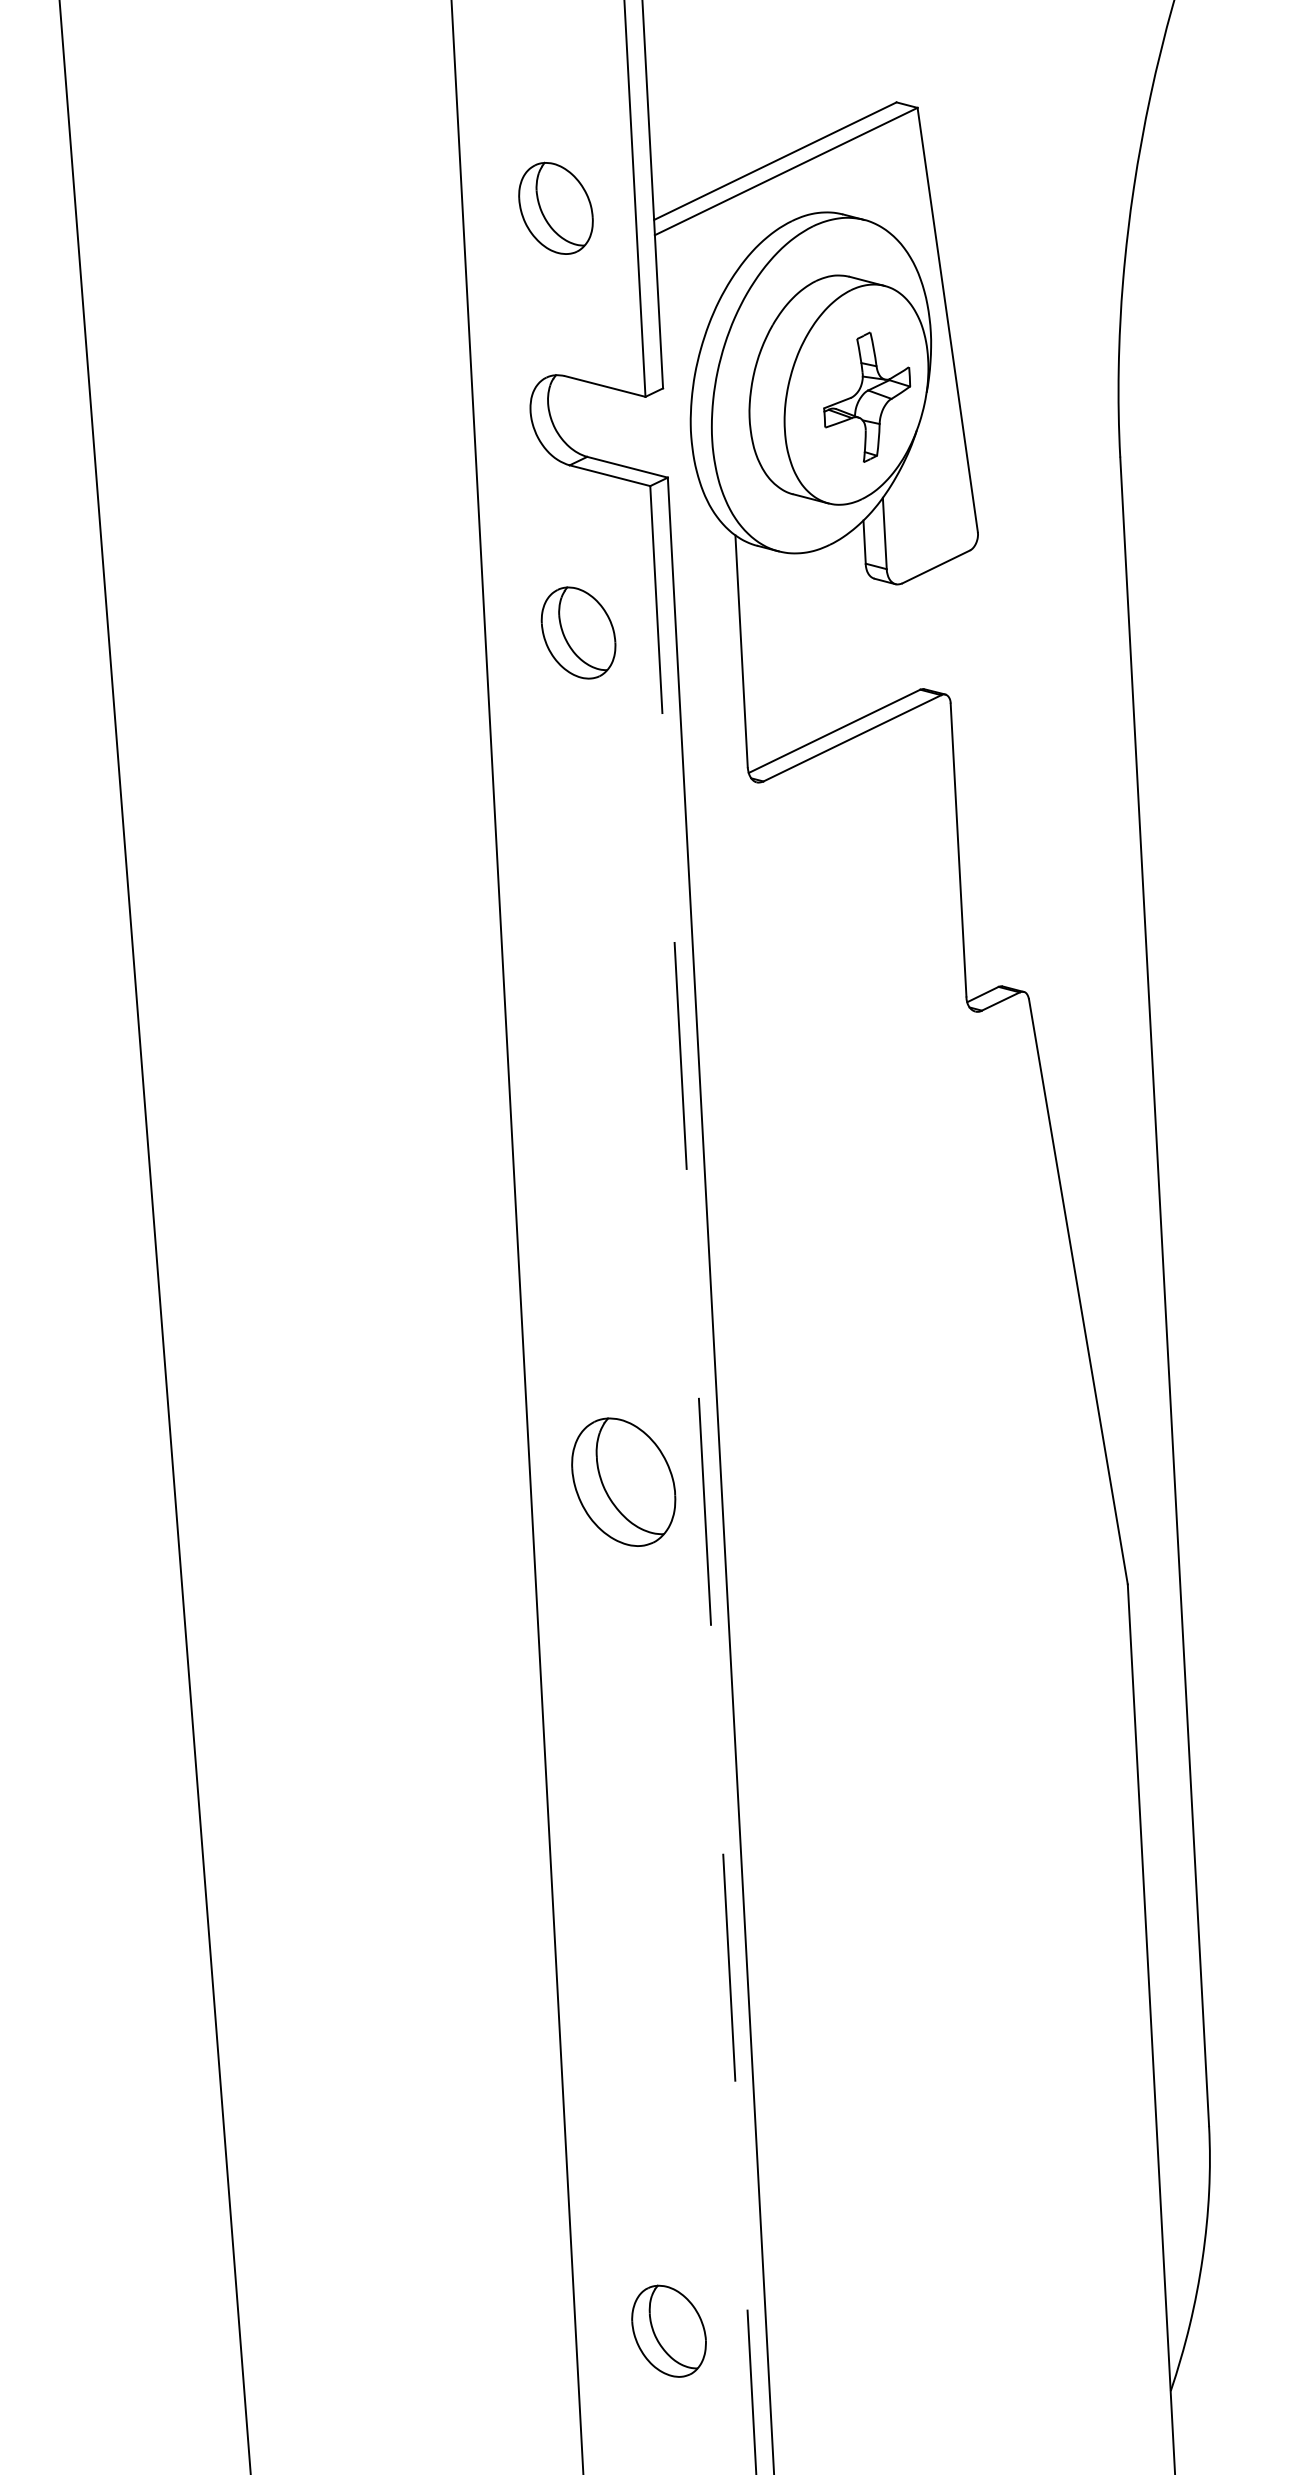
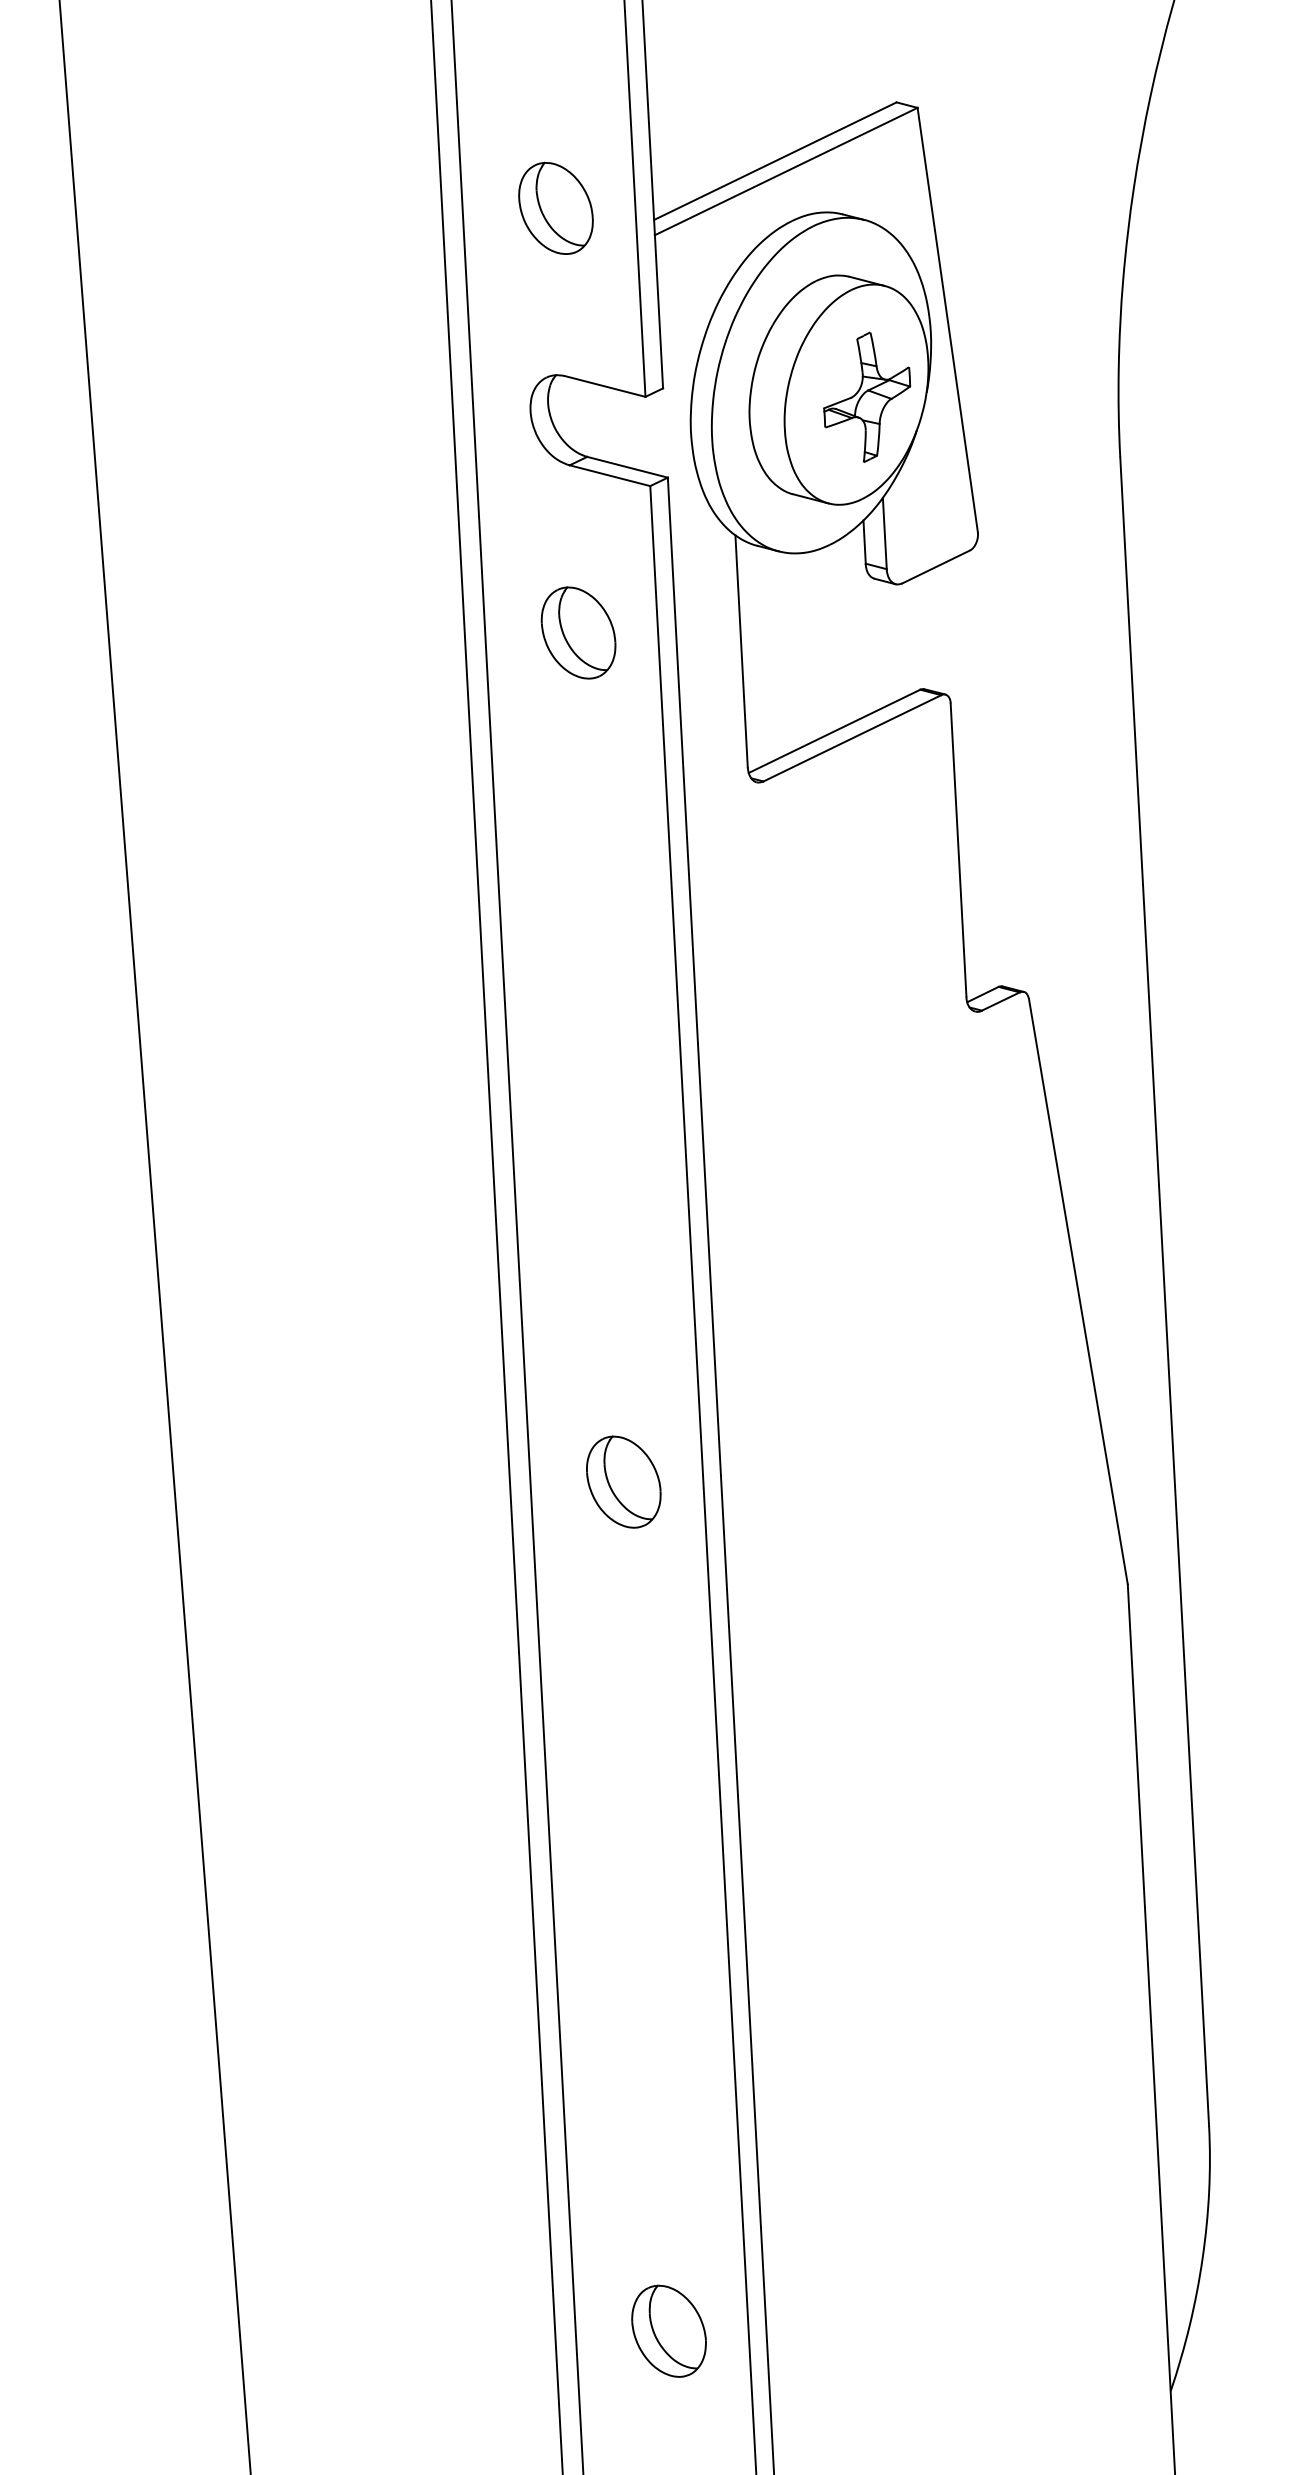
line: none -> present (496, 1236)
line: dashed -> solid (703, 1480)
part size: 106x130 px -> 76x94 px (623, 1481)
